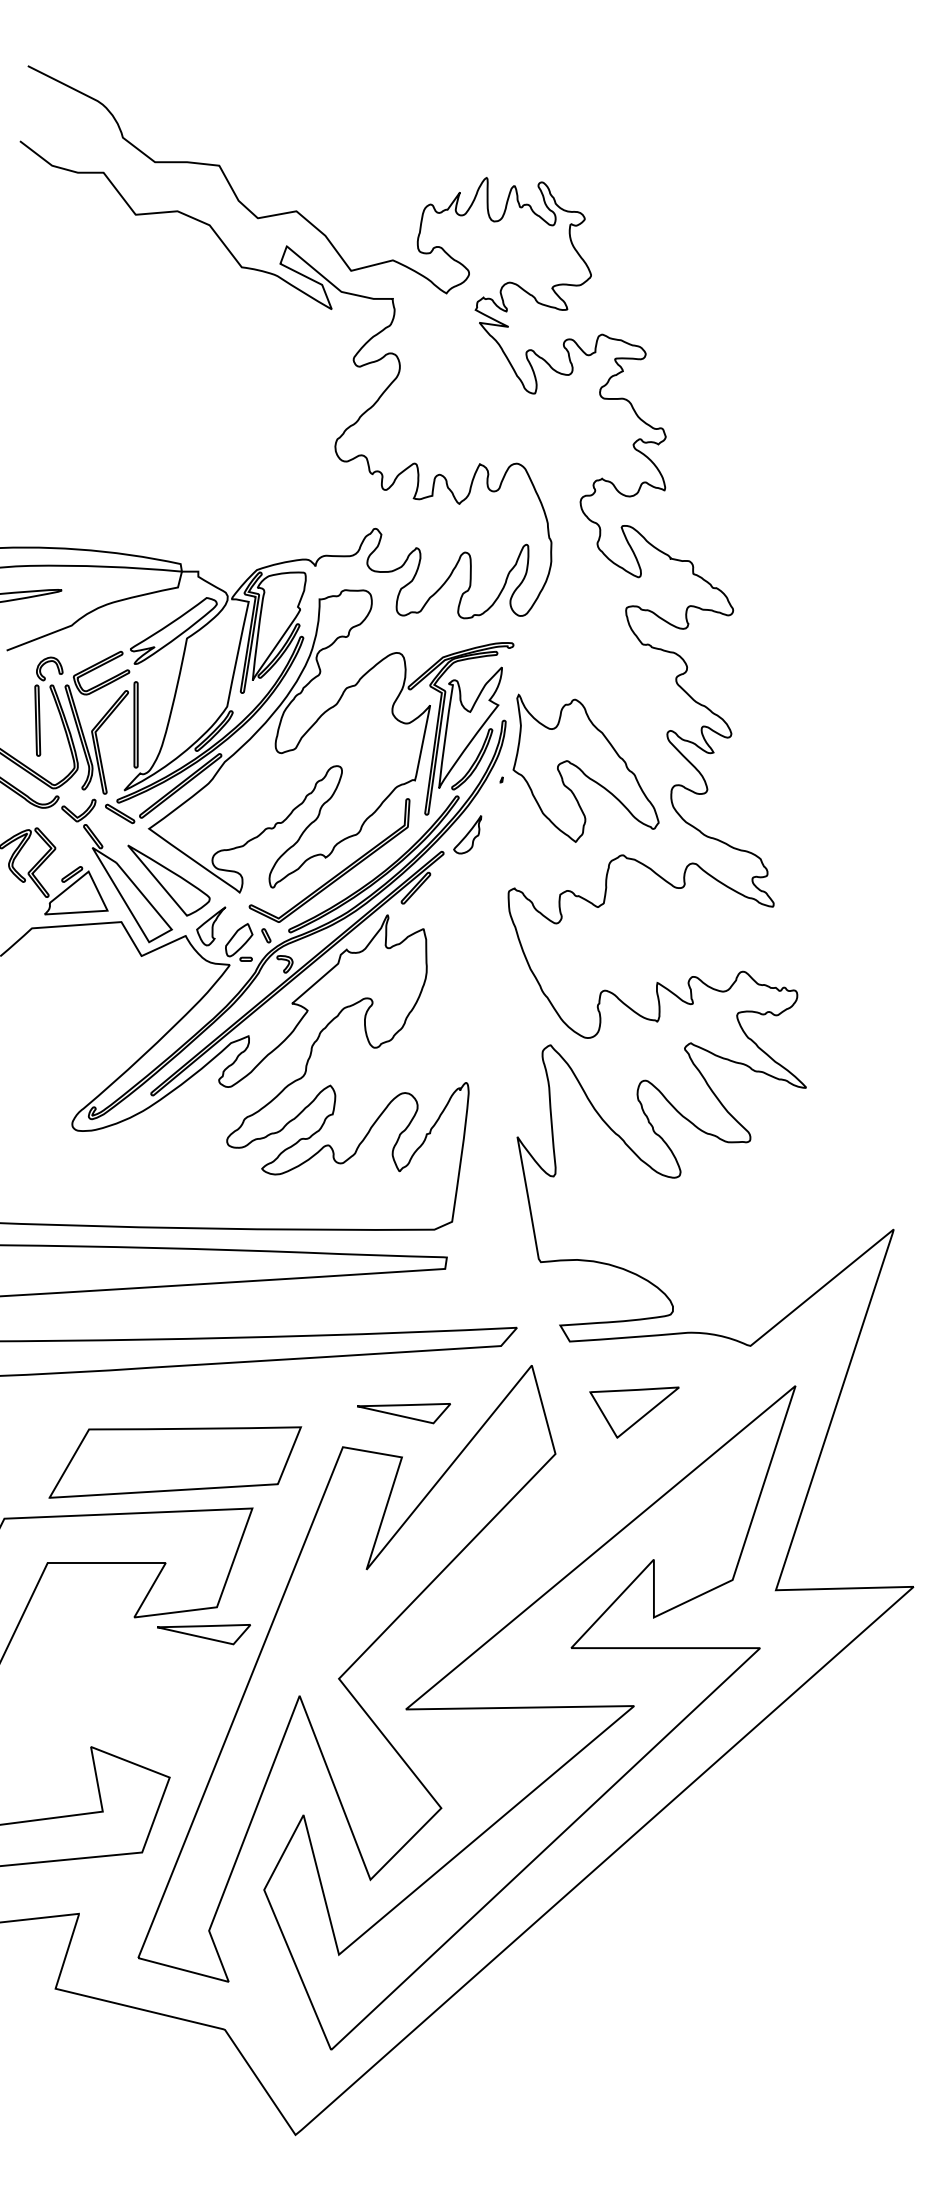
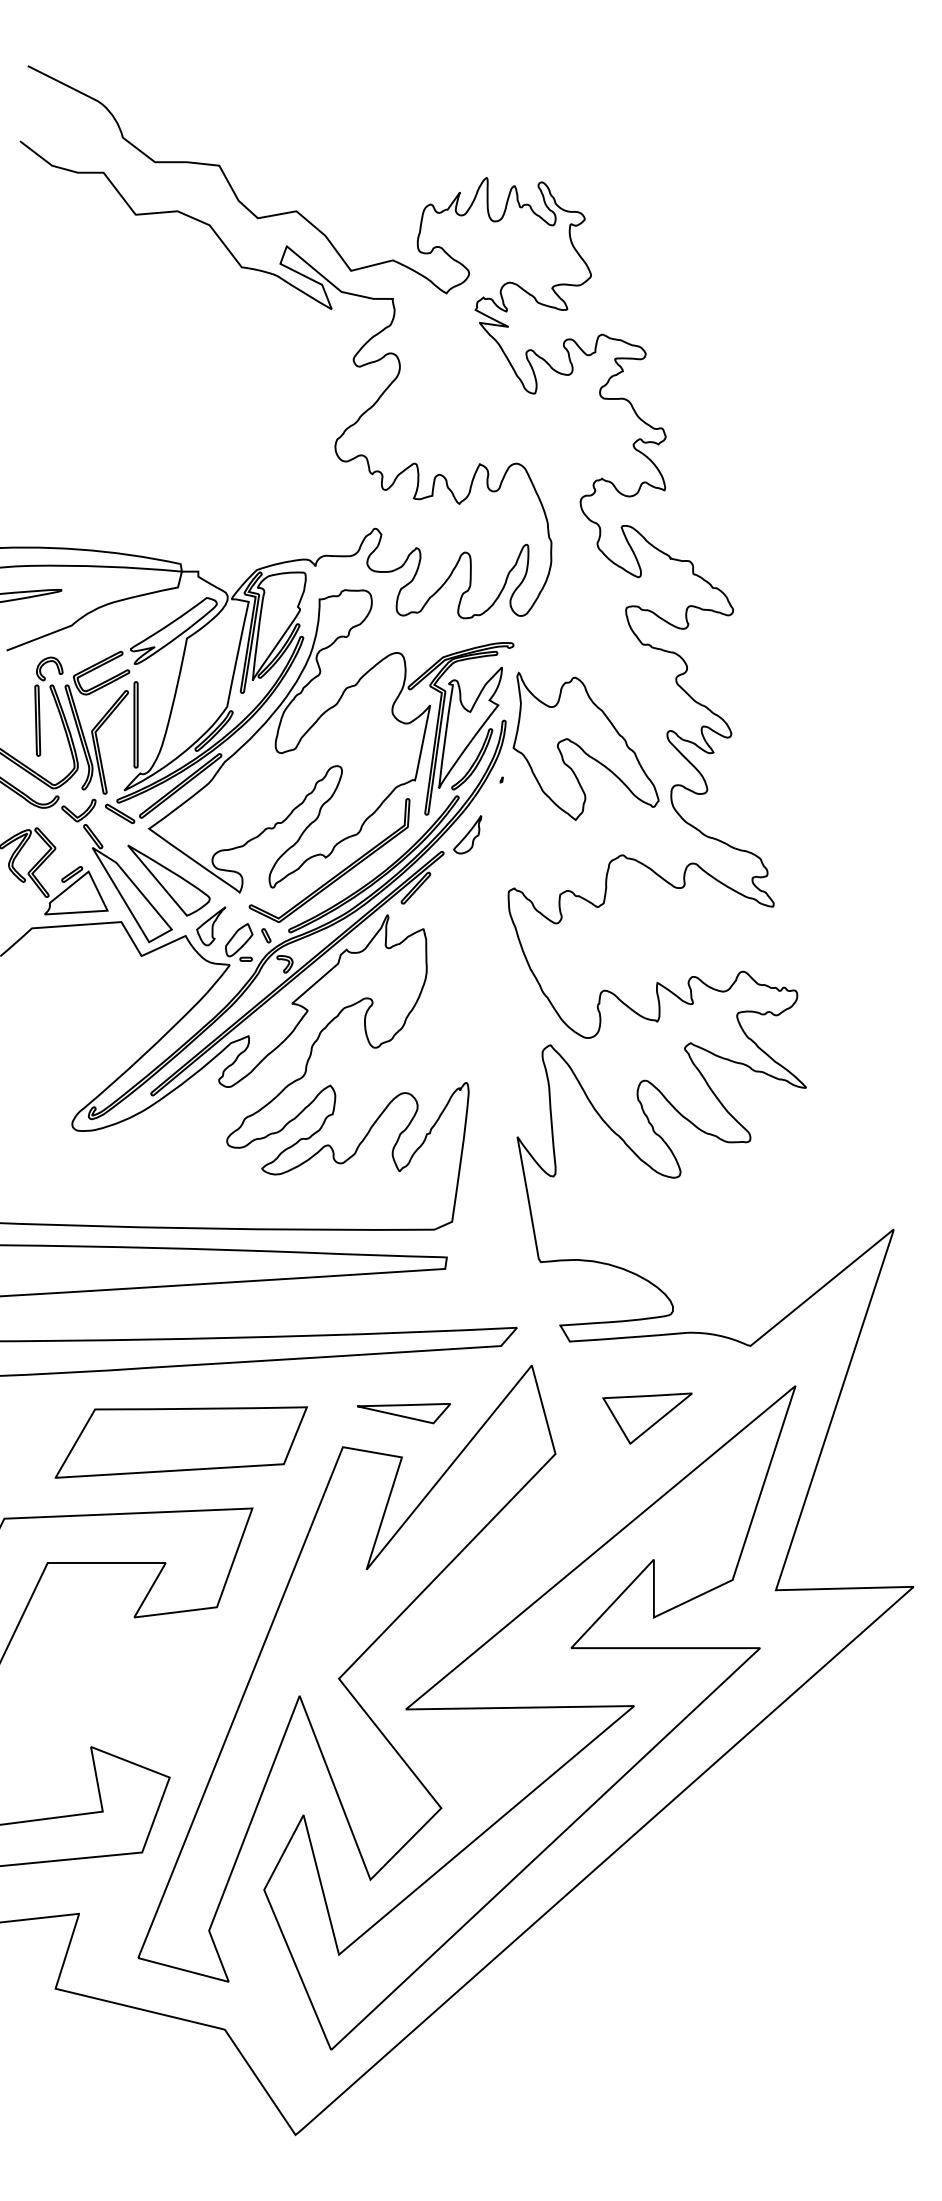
part position: (585, 767) -> (585, 745) (585, 745)
part position: (634, 1412) -> (647, 1418) (647, 1418)
part position: (175, 1462) -> (181, 1442) (181, 1442)
part: present -> none (203, 1634)
